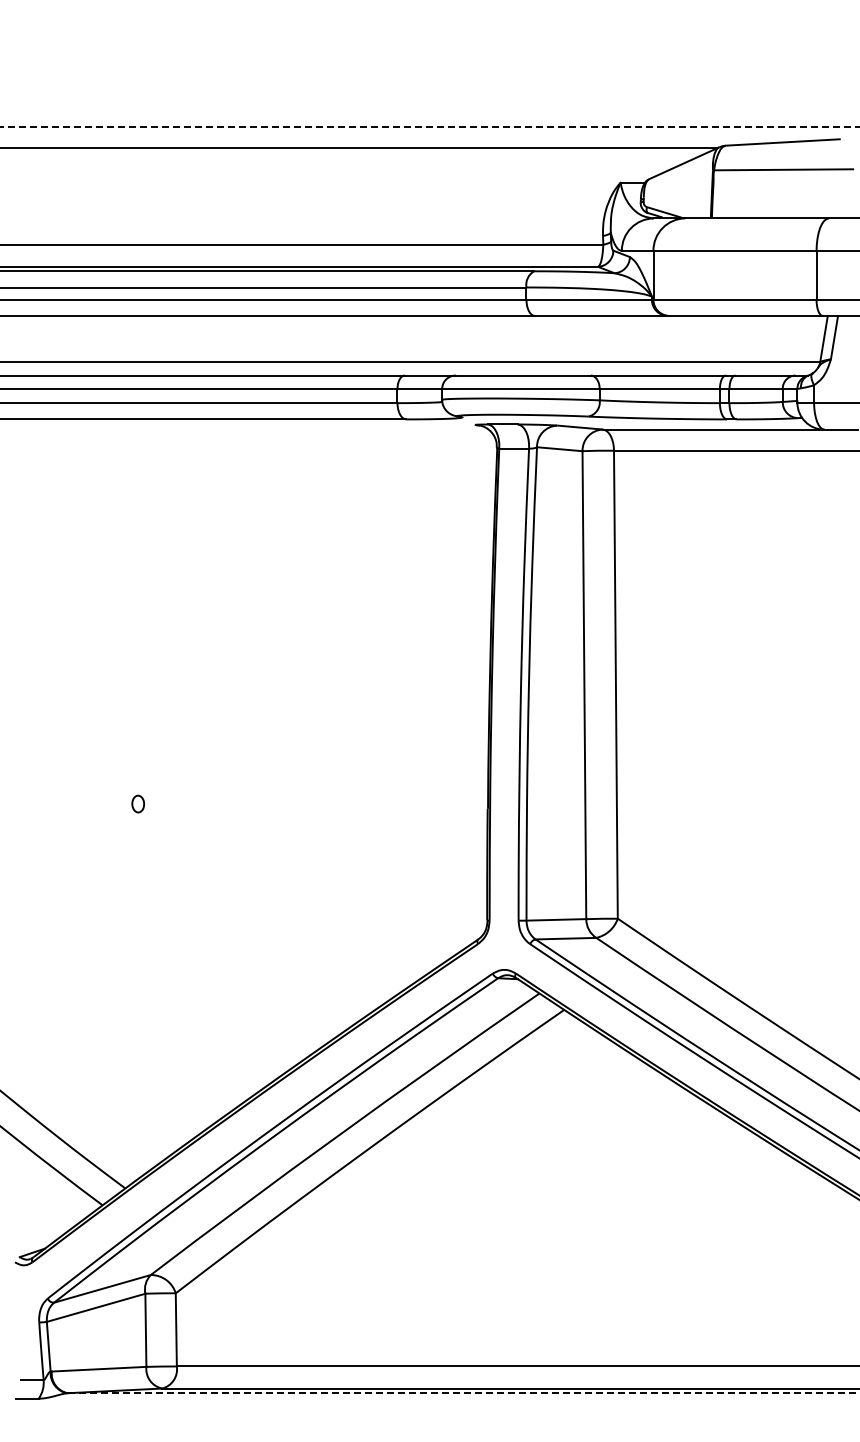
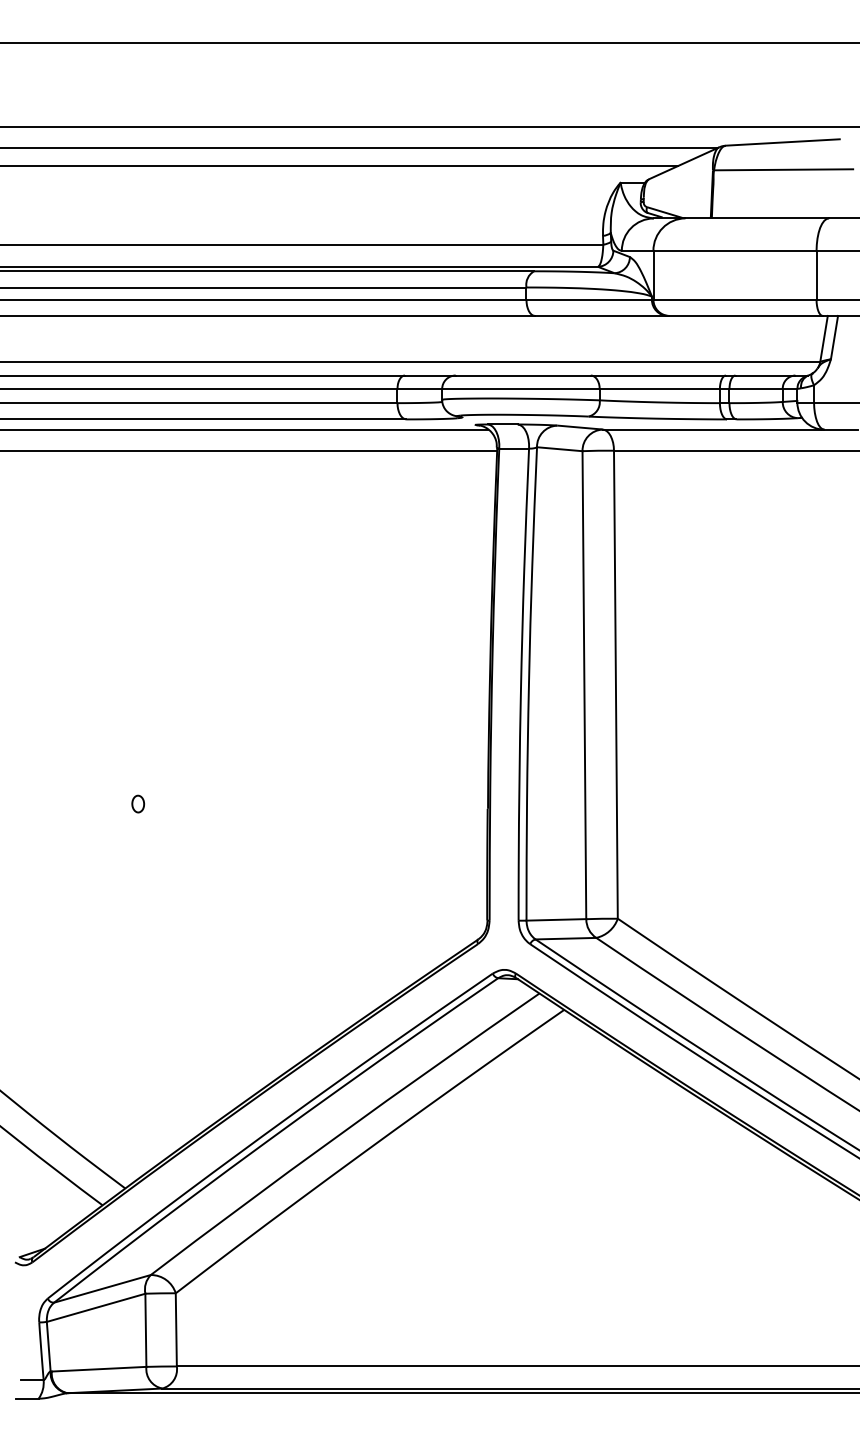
line: none -> present (429, 43)
line: dashed -> solid (430, 127)
line: none -> present (339, 165)
line: none -> present (245, 429)
line: none -> present (249, 450)
line: dashed -> solid (463, 1393)
